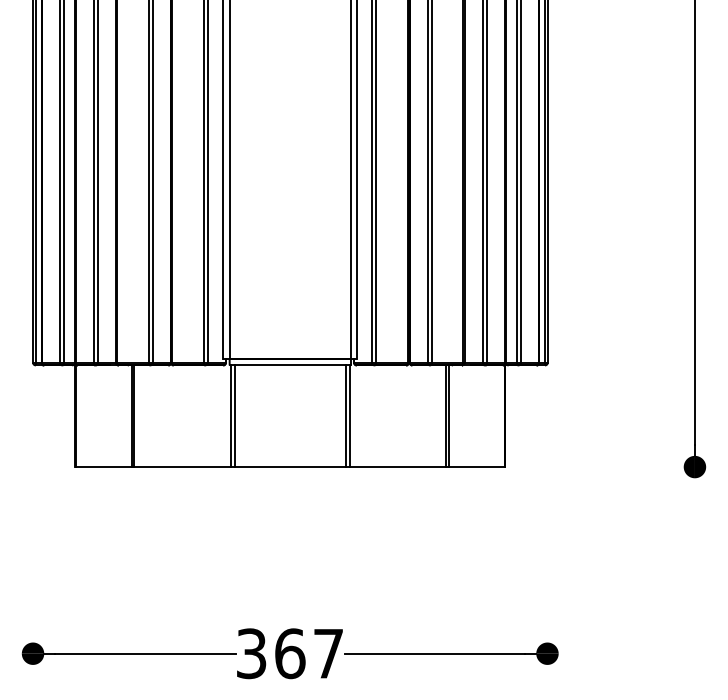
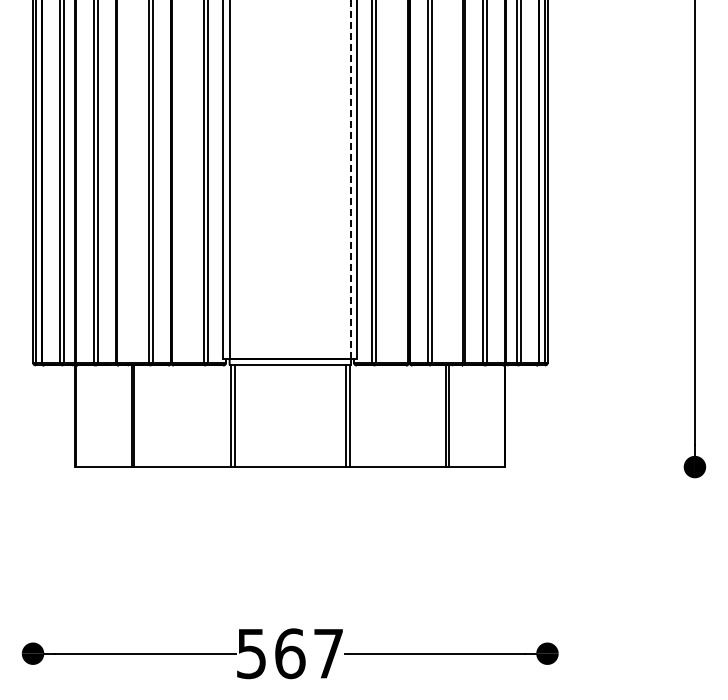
line: solid -> dashed (350, 179)
text: 367 -> 567 (251, 653)
